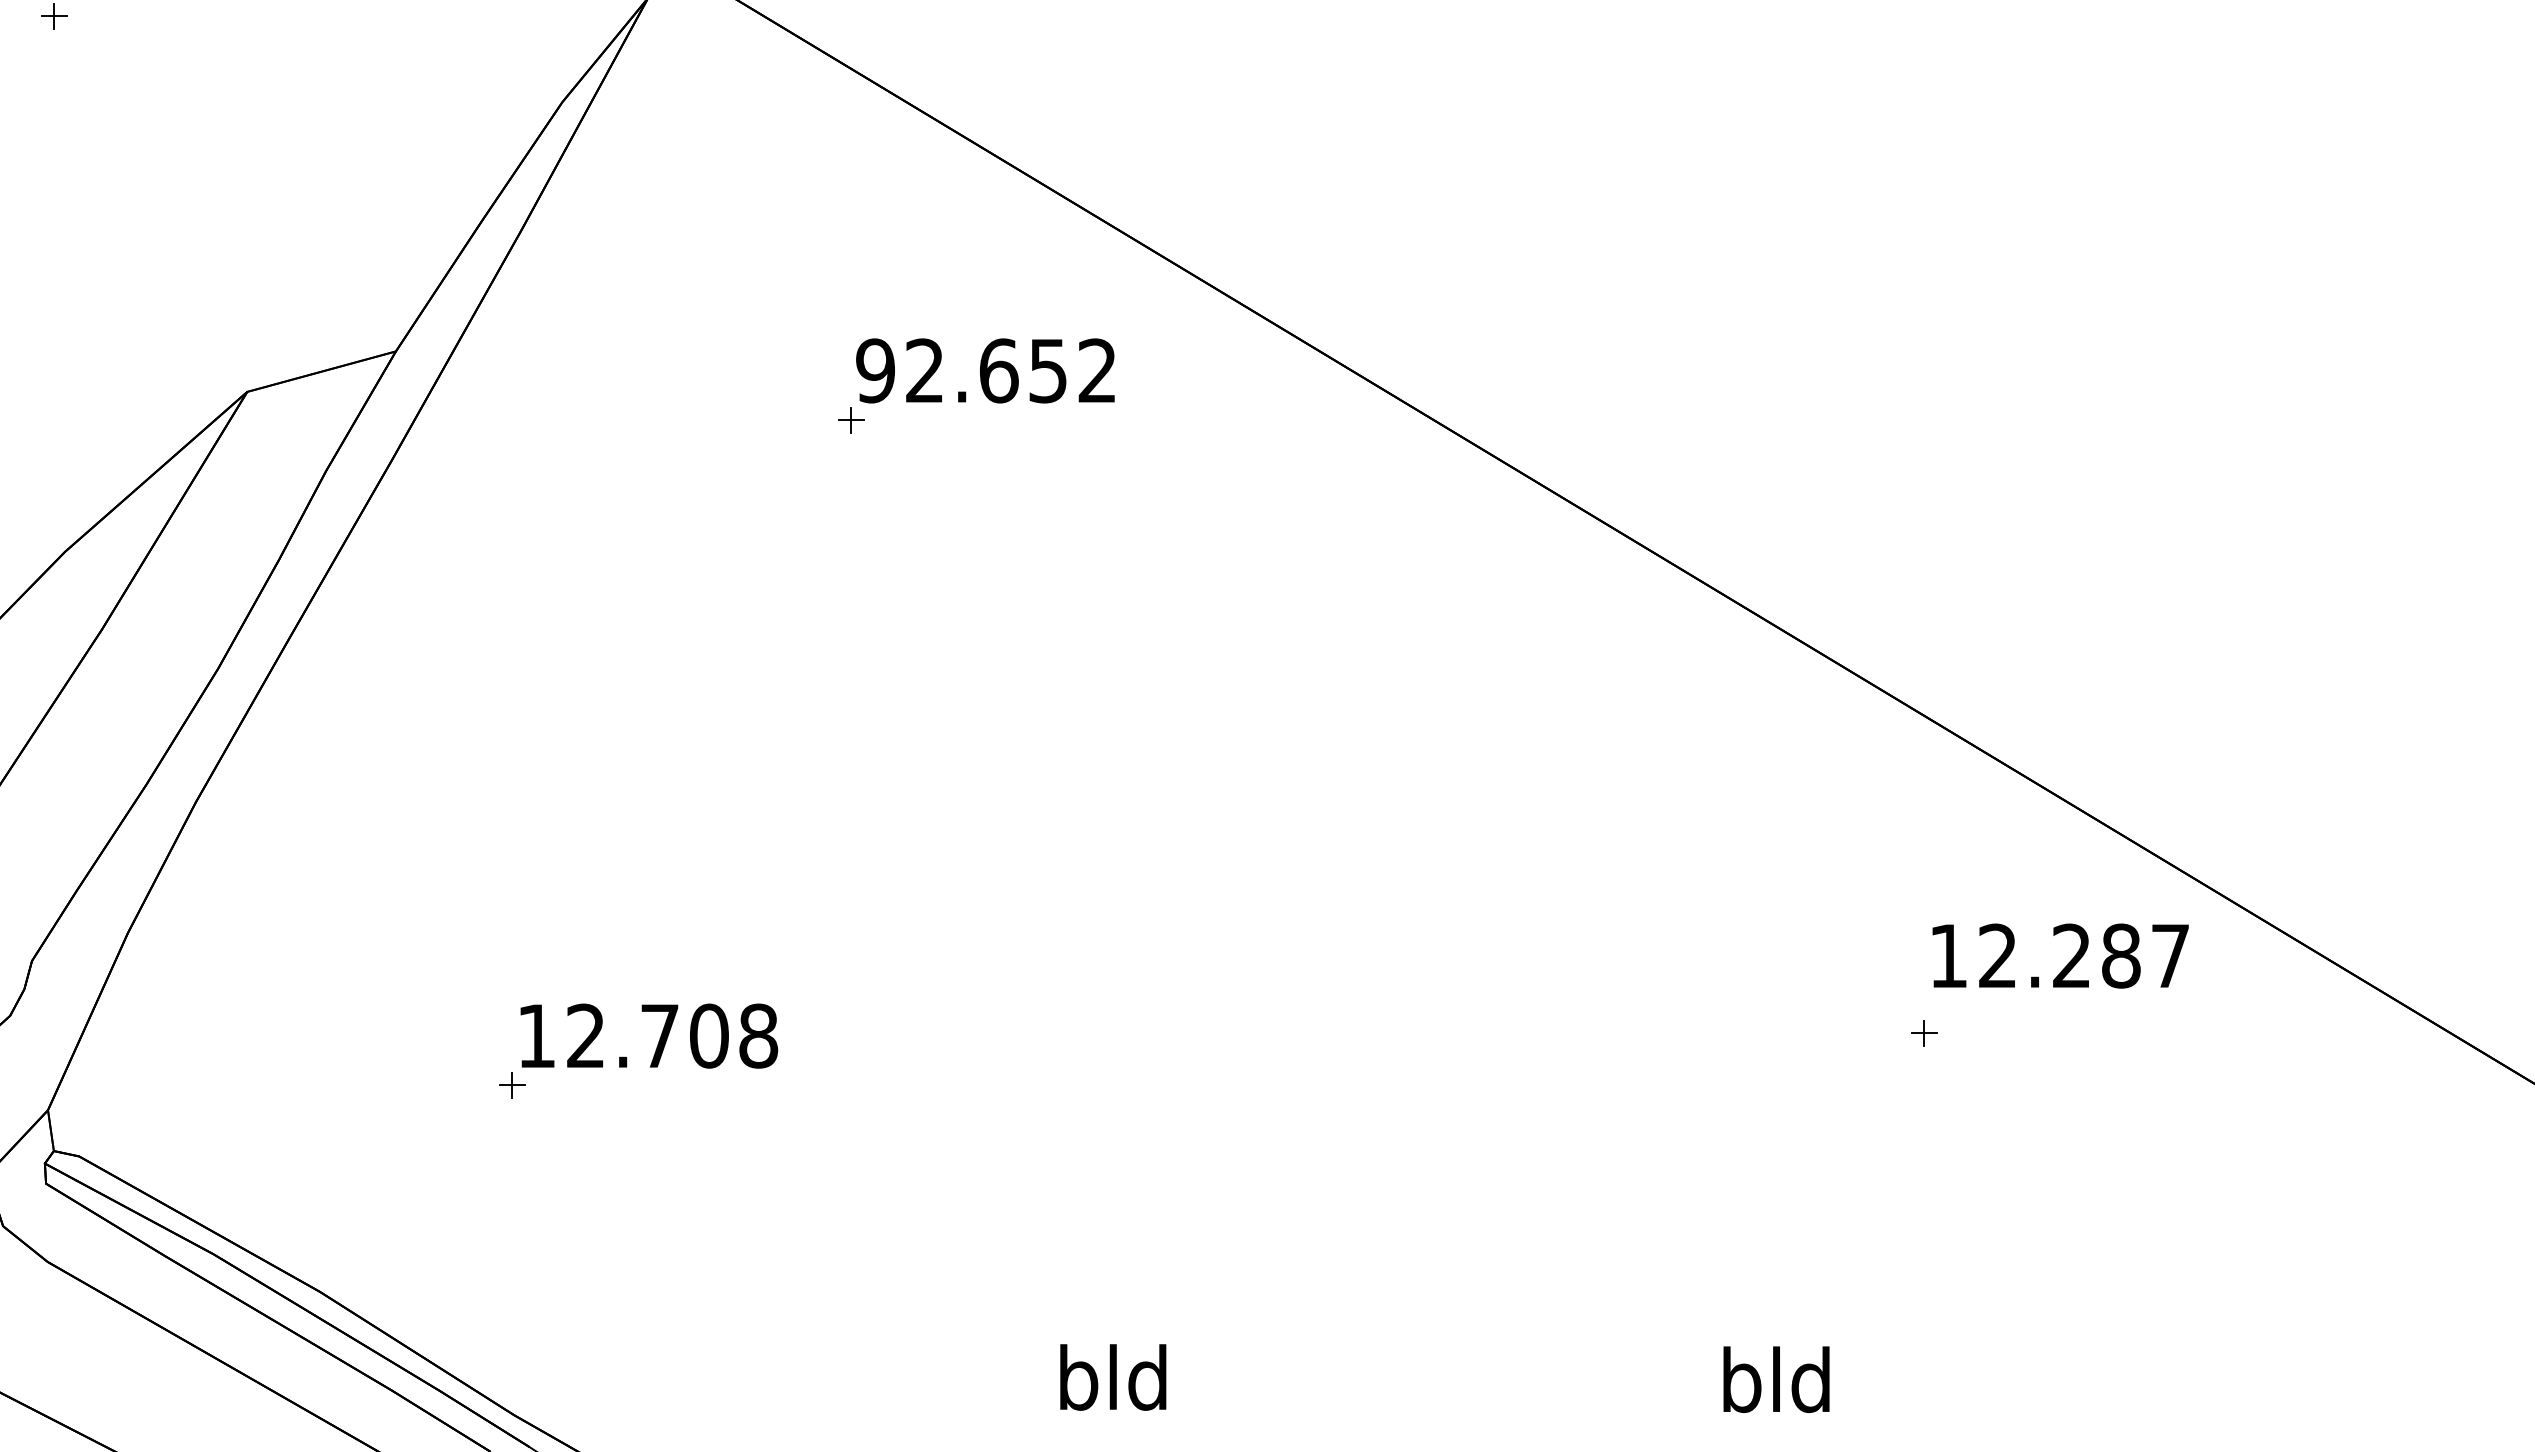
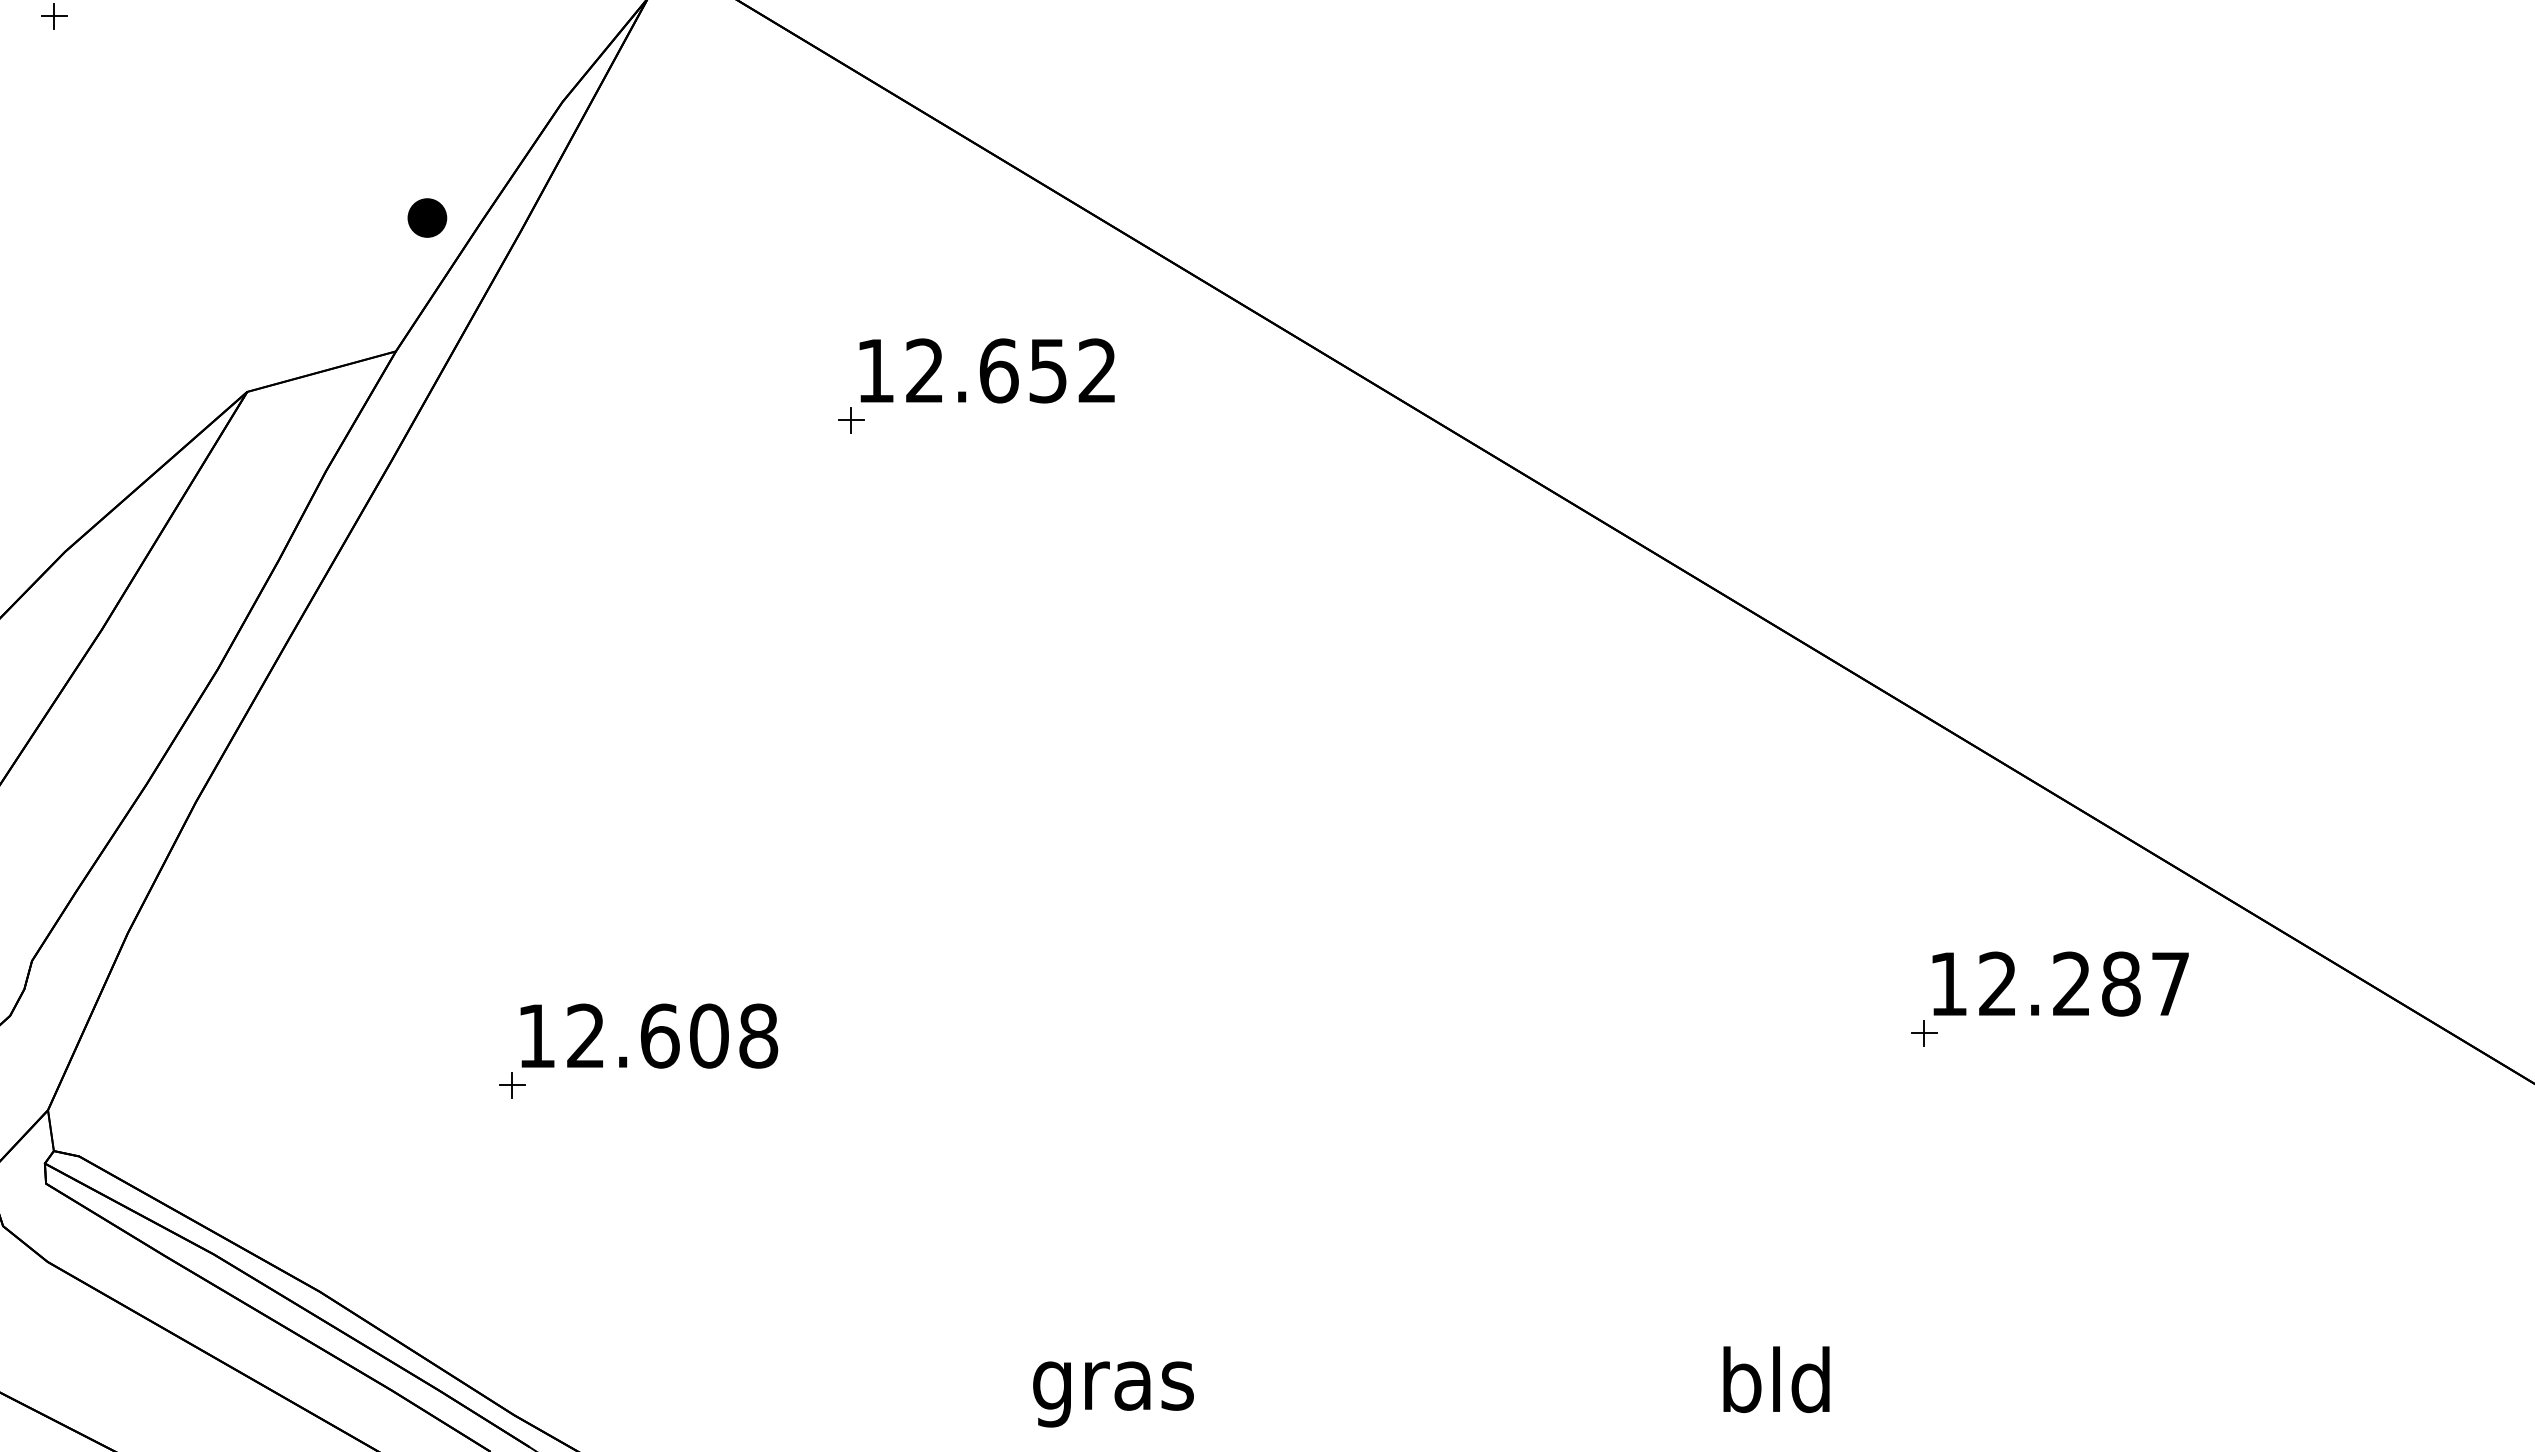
part: none -> present (427, 217)
text: 92.652 -> 12.652 (875, 370)
text position: (2060, 955) -> (2060, 983) (2060, 983)
text: 12.708 -> 12.608 (659, 1035)
text: bld -> gras (1113, 1385)
